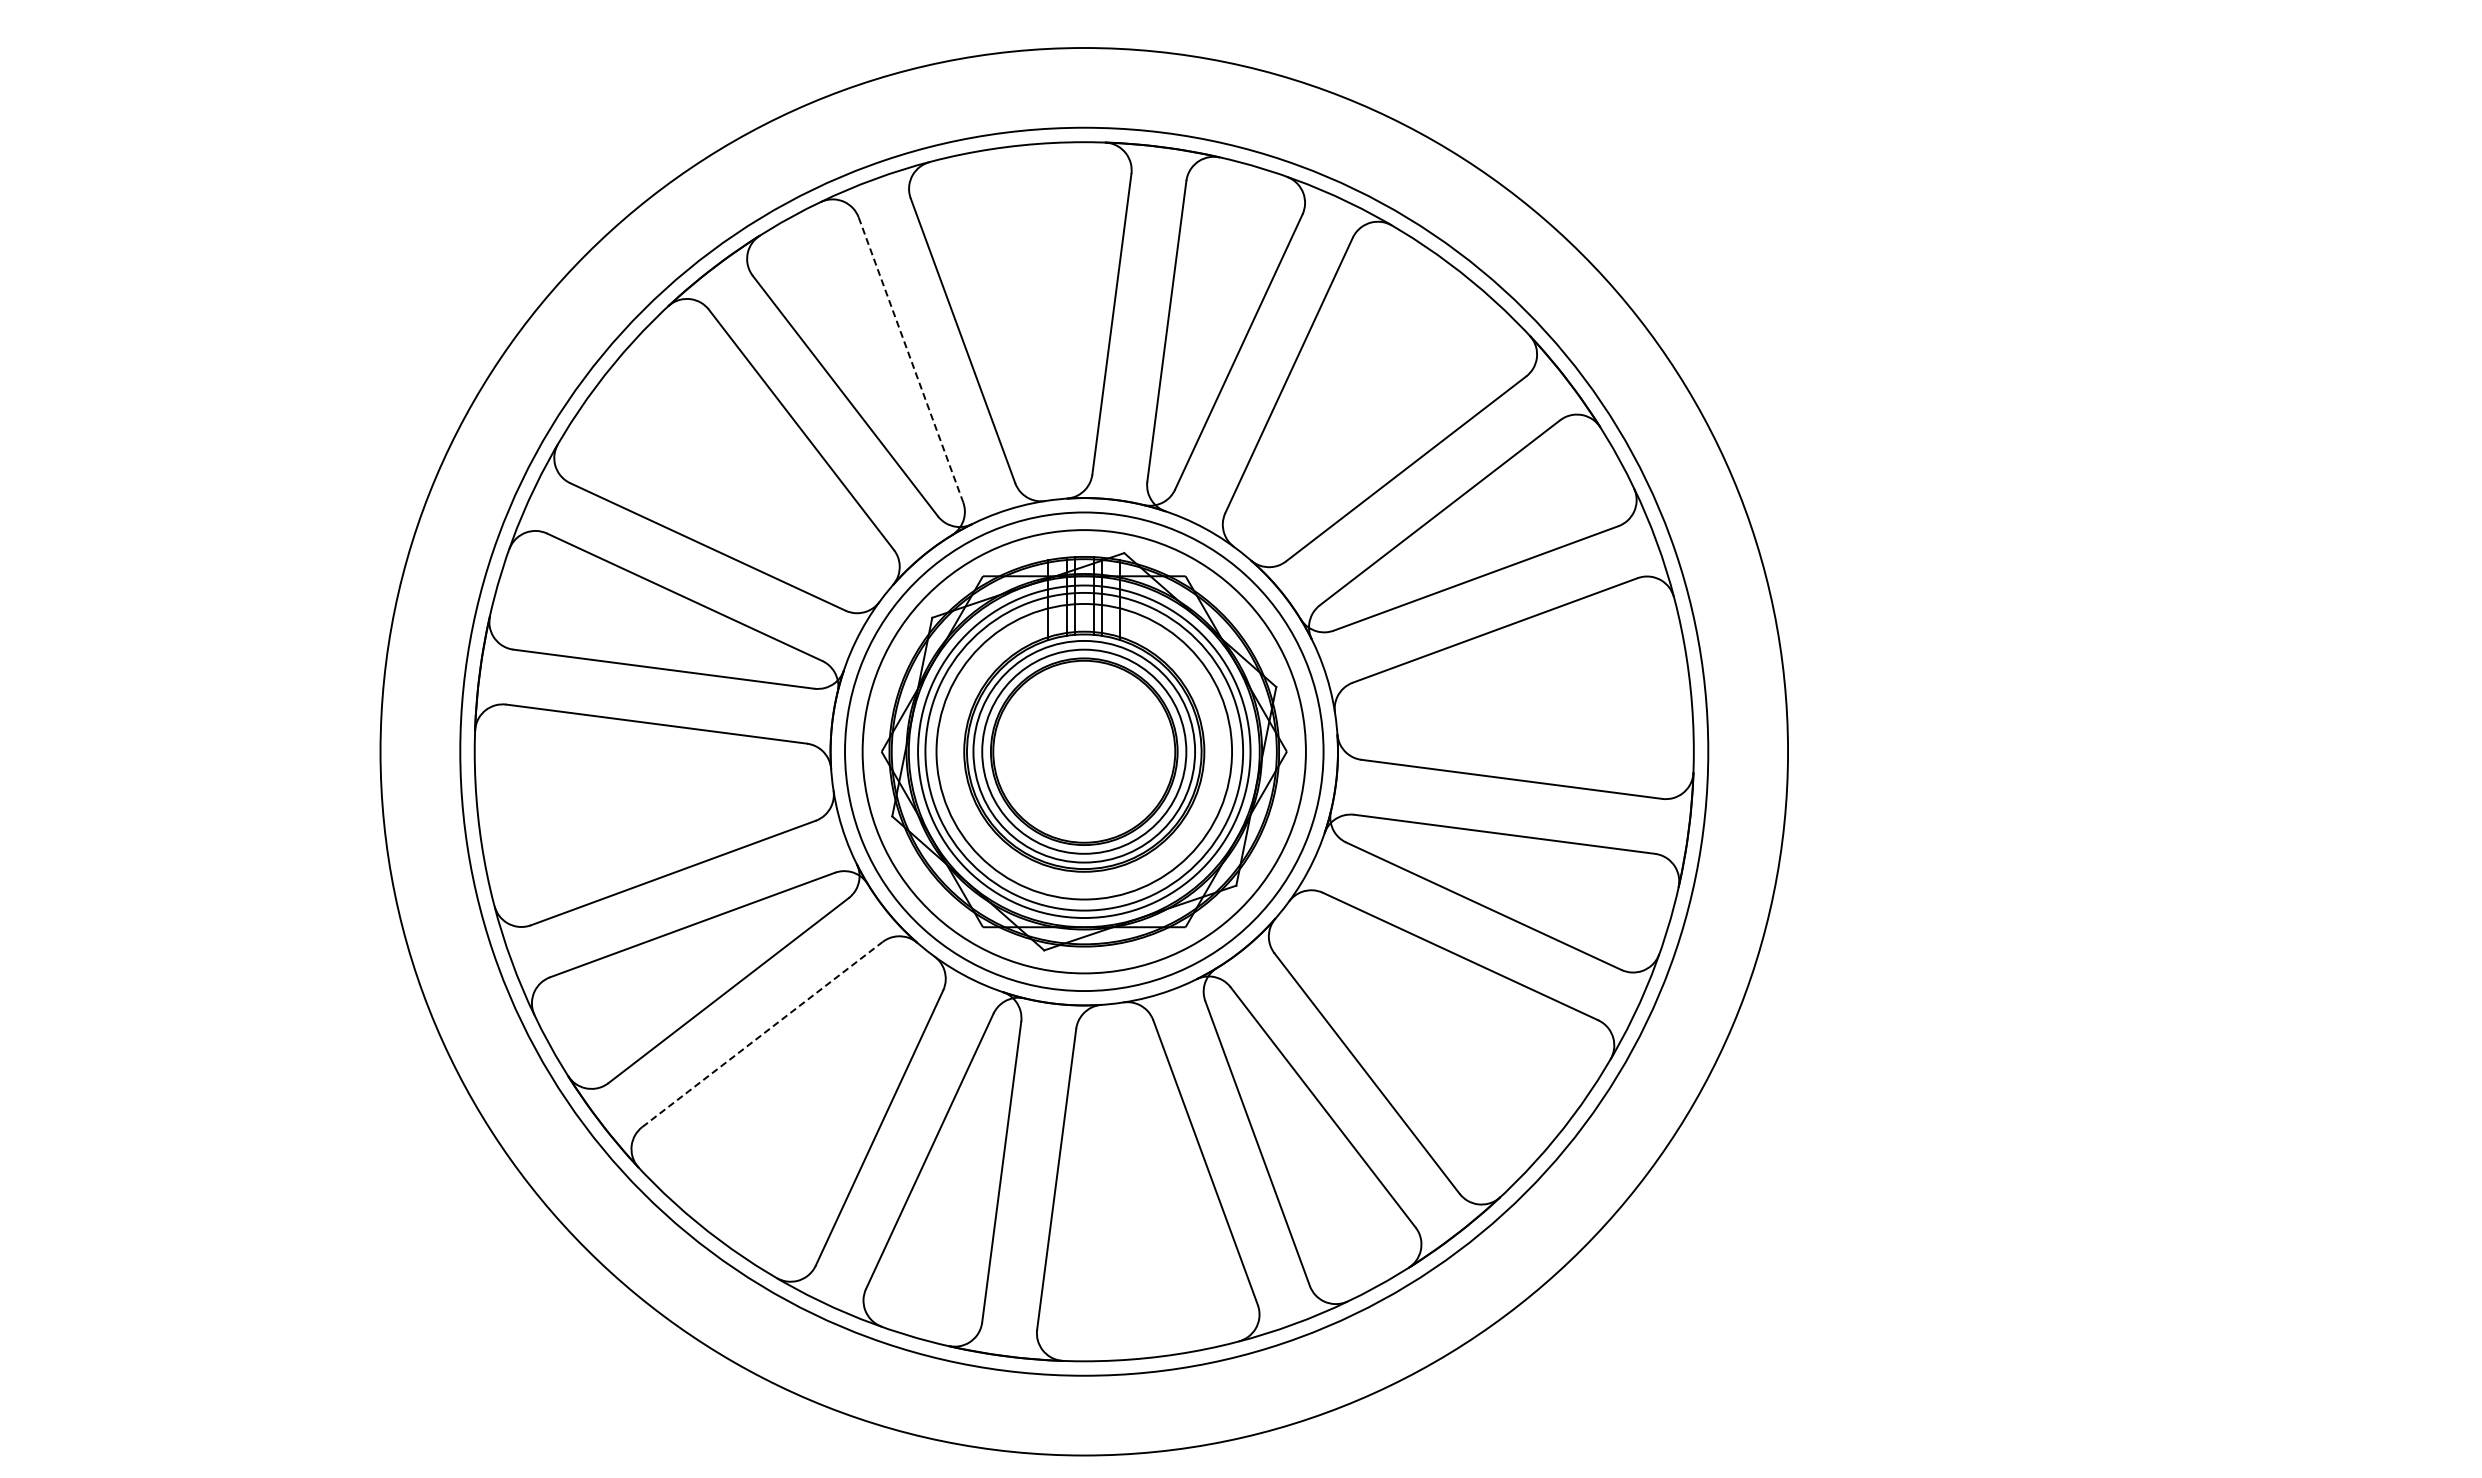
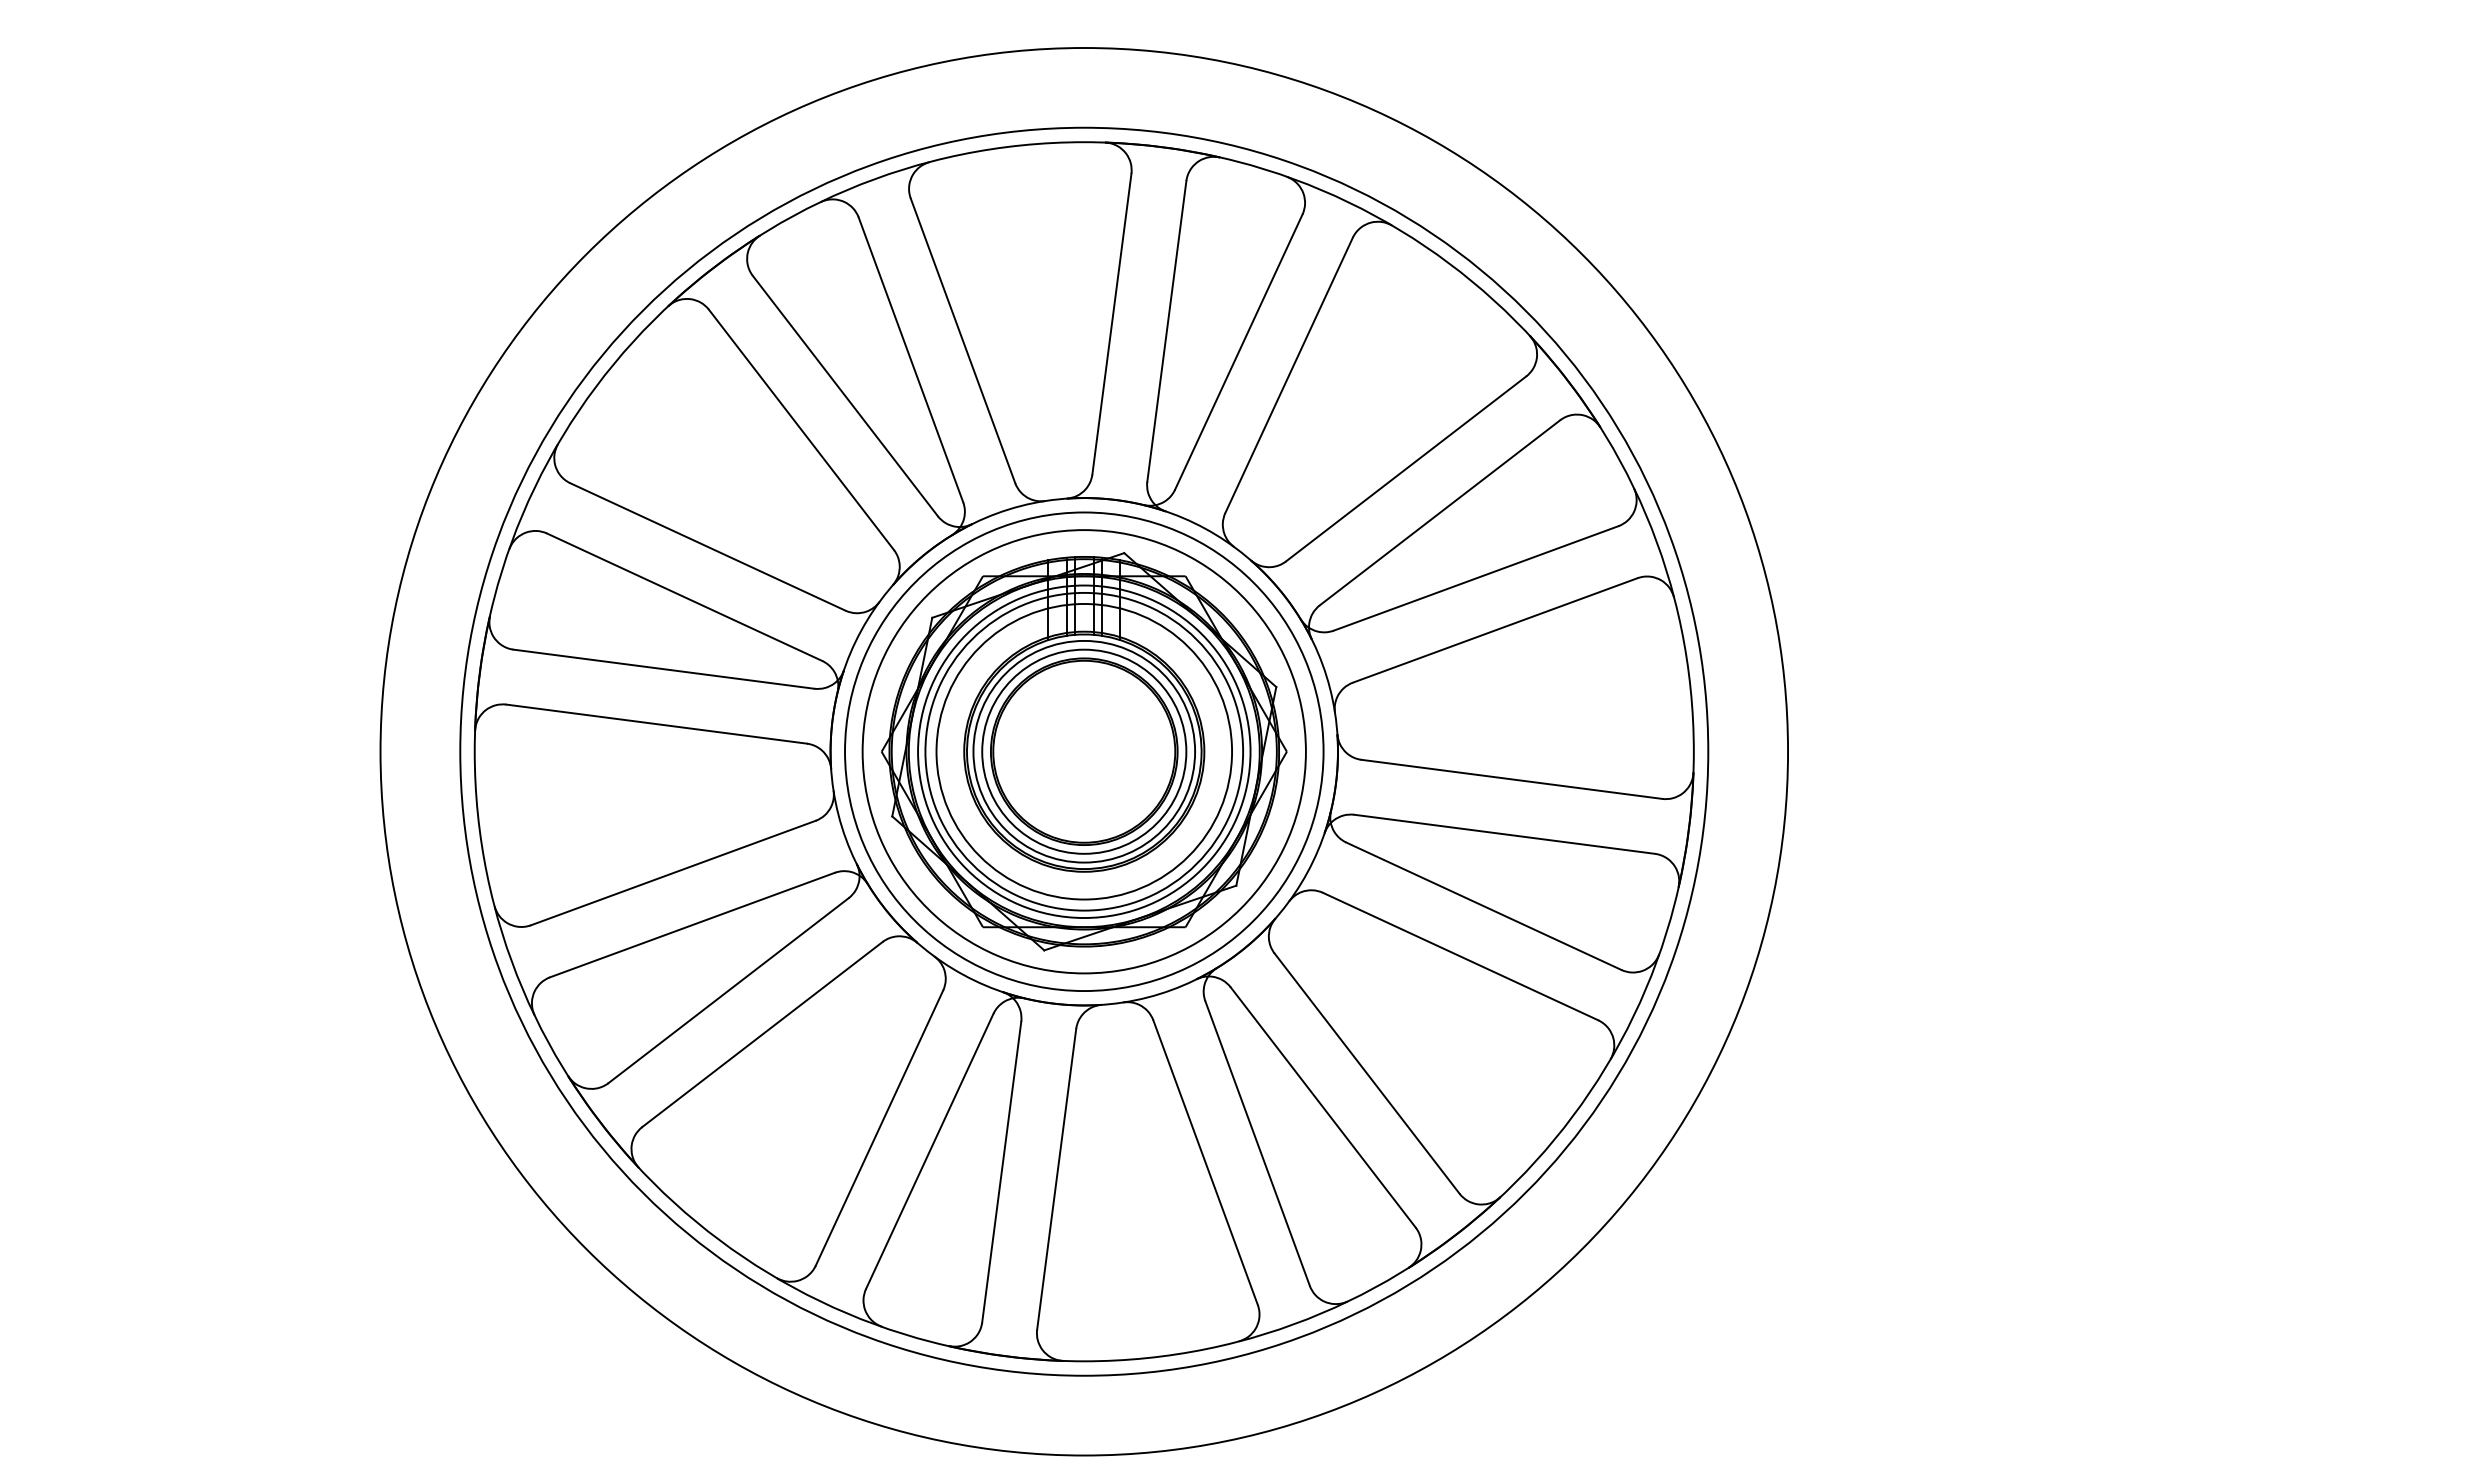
line: dashed -> solid (910, 359)
line: dashed -> solid (762, 1034)
